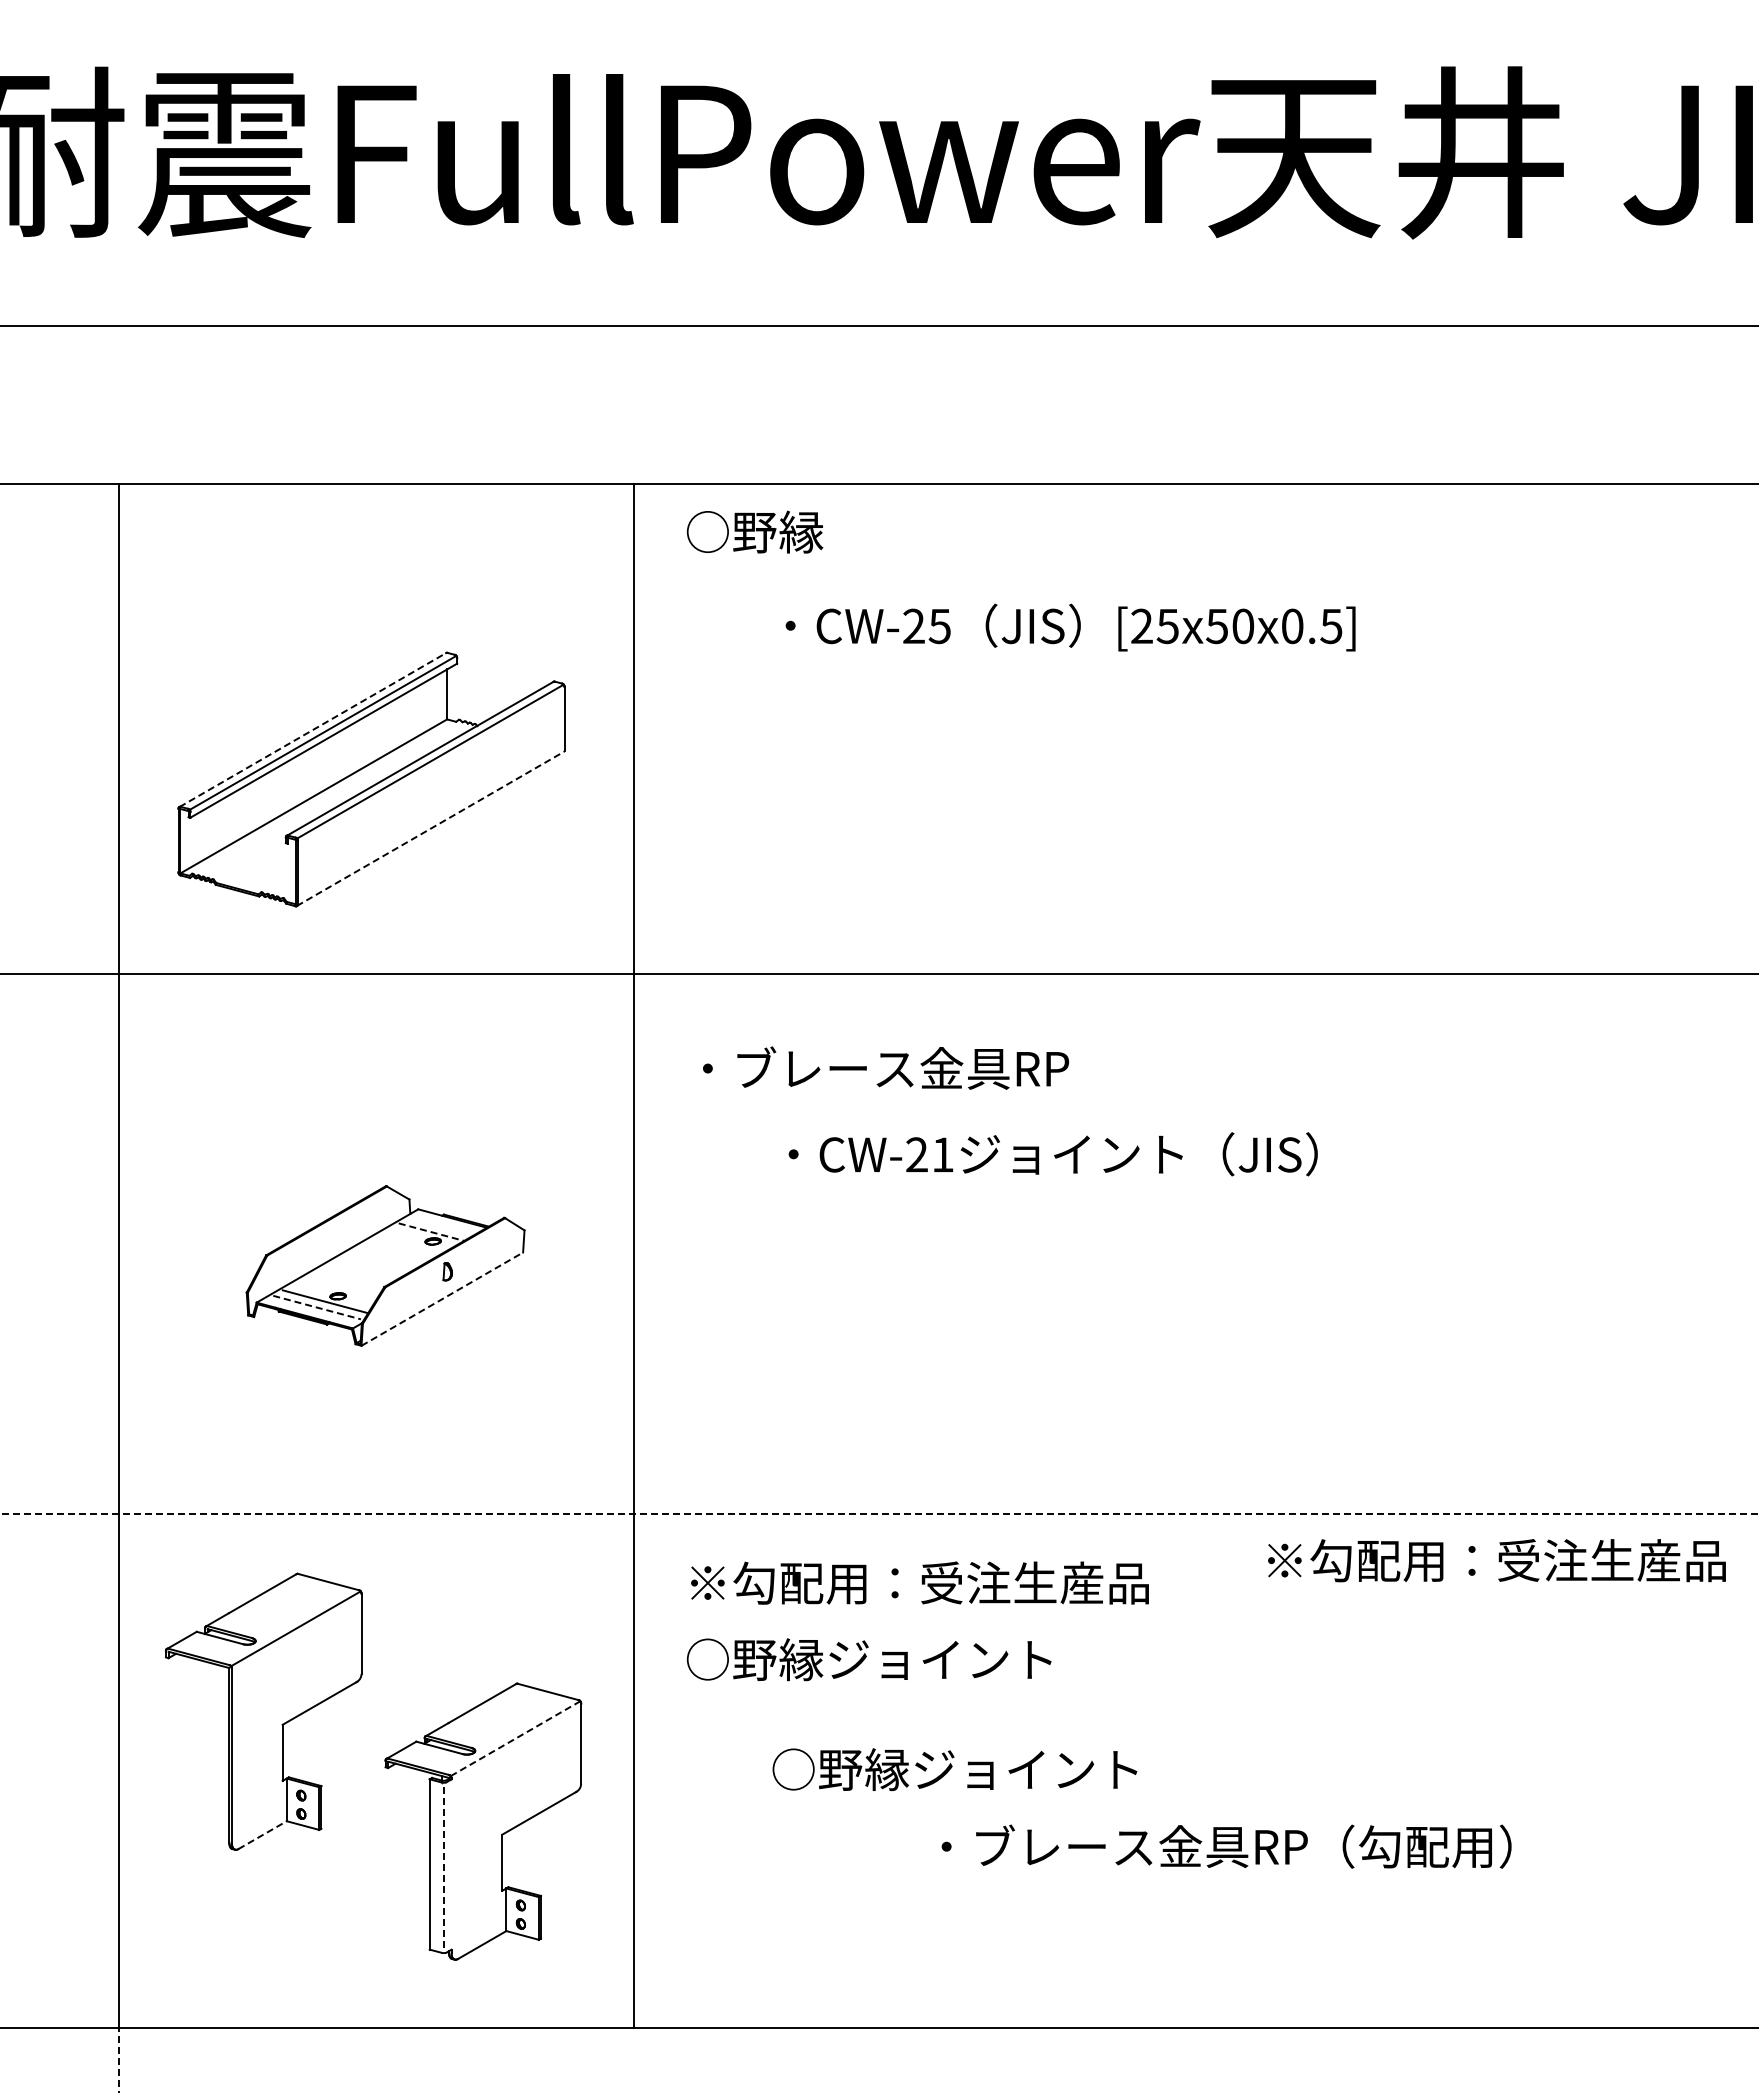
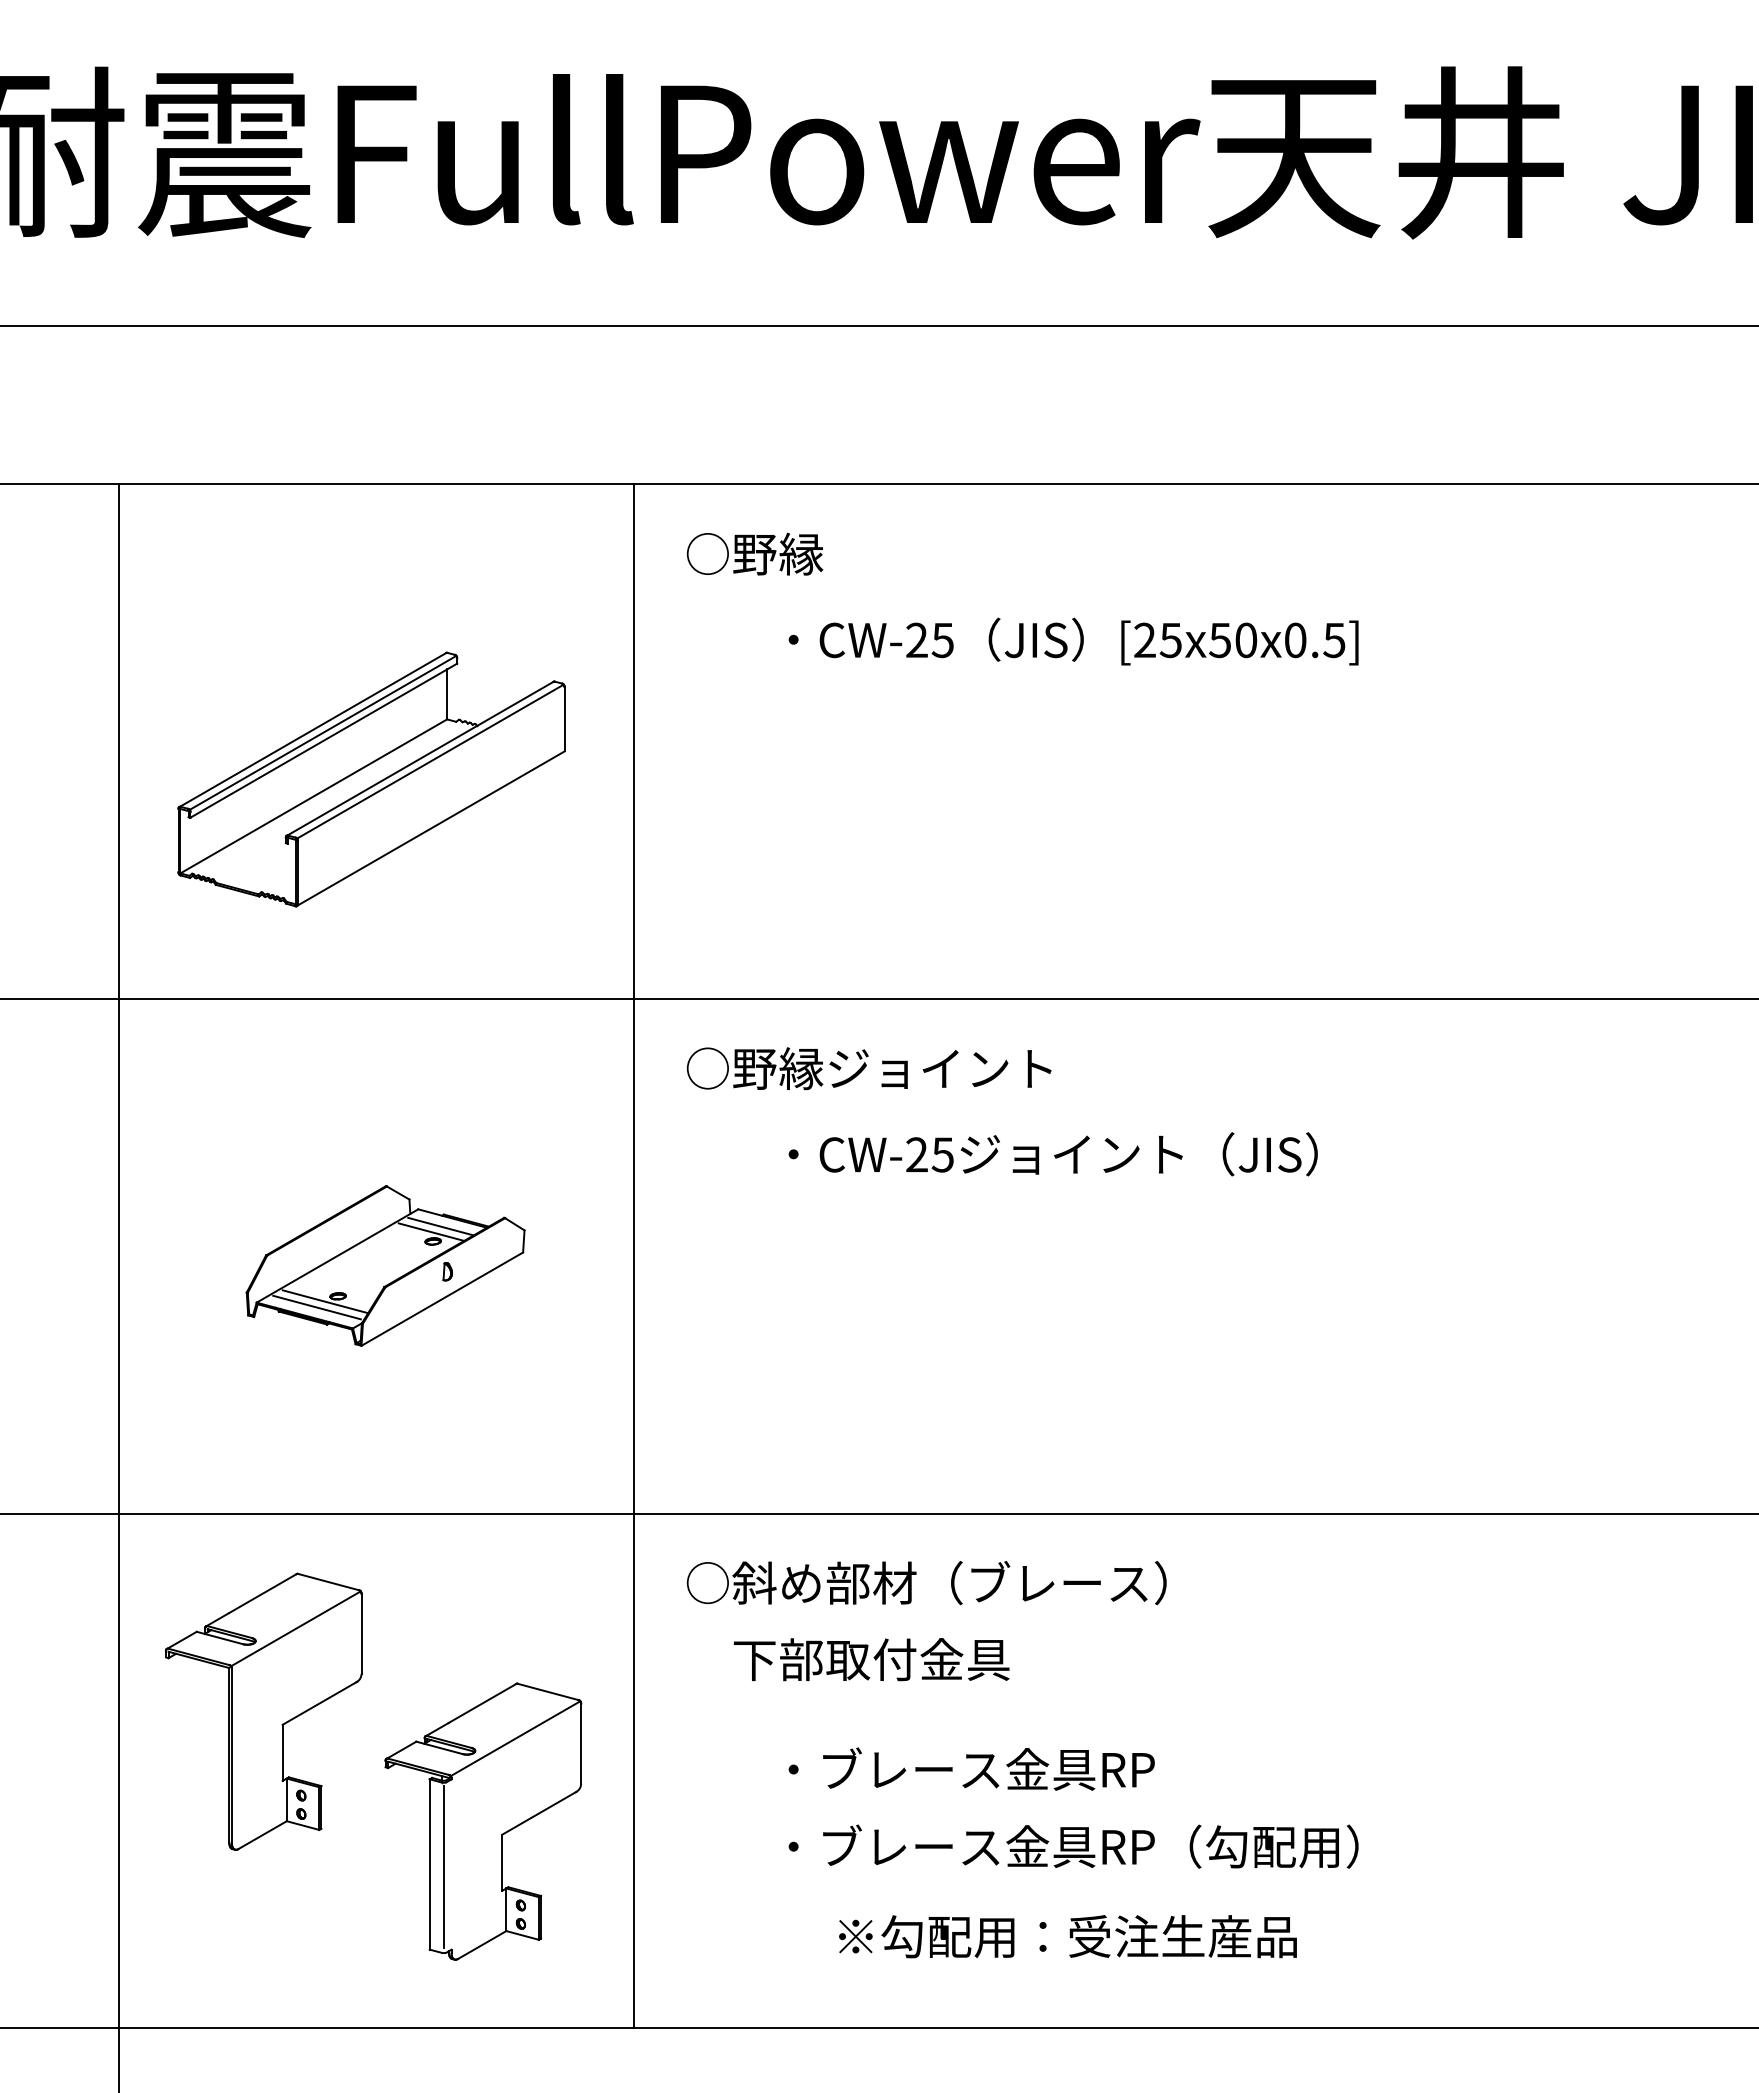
text position: (754, 531) -> (754, 553) (754, 553)
text position: (1070, 627) -> (1073, 641) (1073, 641)
line: dashed -> solid (312, 730)
line: dashed -> solid (430, 828)
line position: (878, 974) -> (878, 999) (878, 999)
text: ・ブレース金具RP -> ○野縁ジョイント (877, 1068)
text: CW-21 -> CW-25 (942, 1154)
line: none -> present (440, 1226)
line: dashed -> solid (431, 1232)
line: dashed -> solid (442, 1298)
line: dashed -> solid (317, 1307)
line: dashed -> solid (879, 1513)
text position: (1496, 1560) -> (1067, 1936) (1067, 1936)
text: ※勾配用：受注生産品 -> ○斜め部材（ブレース） (926, 1583)
text: ○野縁ジョイント -> 下部取付金具 (868, 1659)
line: dashed -> solid (515, 1738)
text: ○野縁ジョイント -> ・ブレース金具RP (963, 1769)
line: dashed -> solid (262, 1835)
text position: (1226, 1846) -> (1073, 1846) (1073, 1846)
line: dashed -> solid (444, 1866)
line: dashed -> solid (119, 2060)
